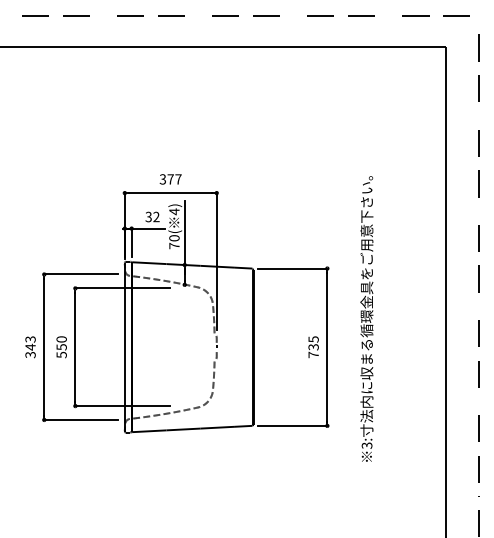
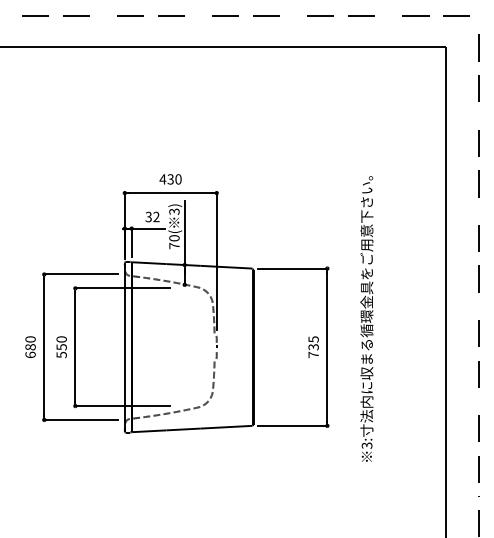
text: 377 -> 430 (170, 179)
text: 4) -> 3) (174, 211)
text: 343 -> 680 (30, 347)
